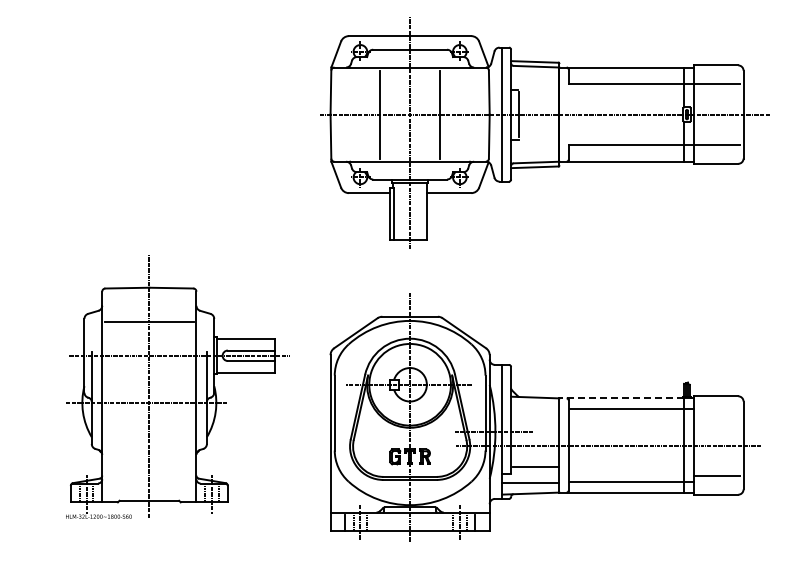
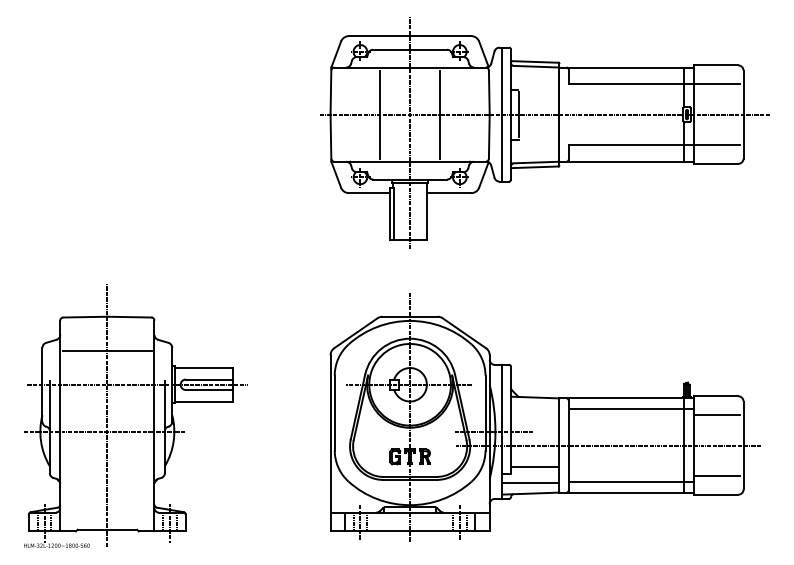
part position: (177, 386) -> (135, 415) (135, 415)
line: dashed -> solid (621, 398)
line: none -> present (716, 415)
